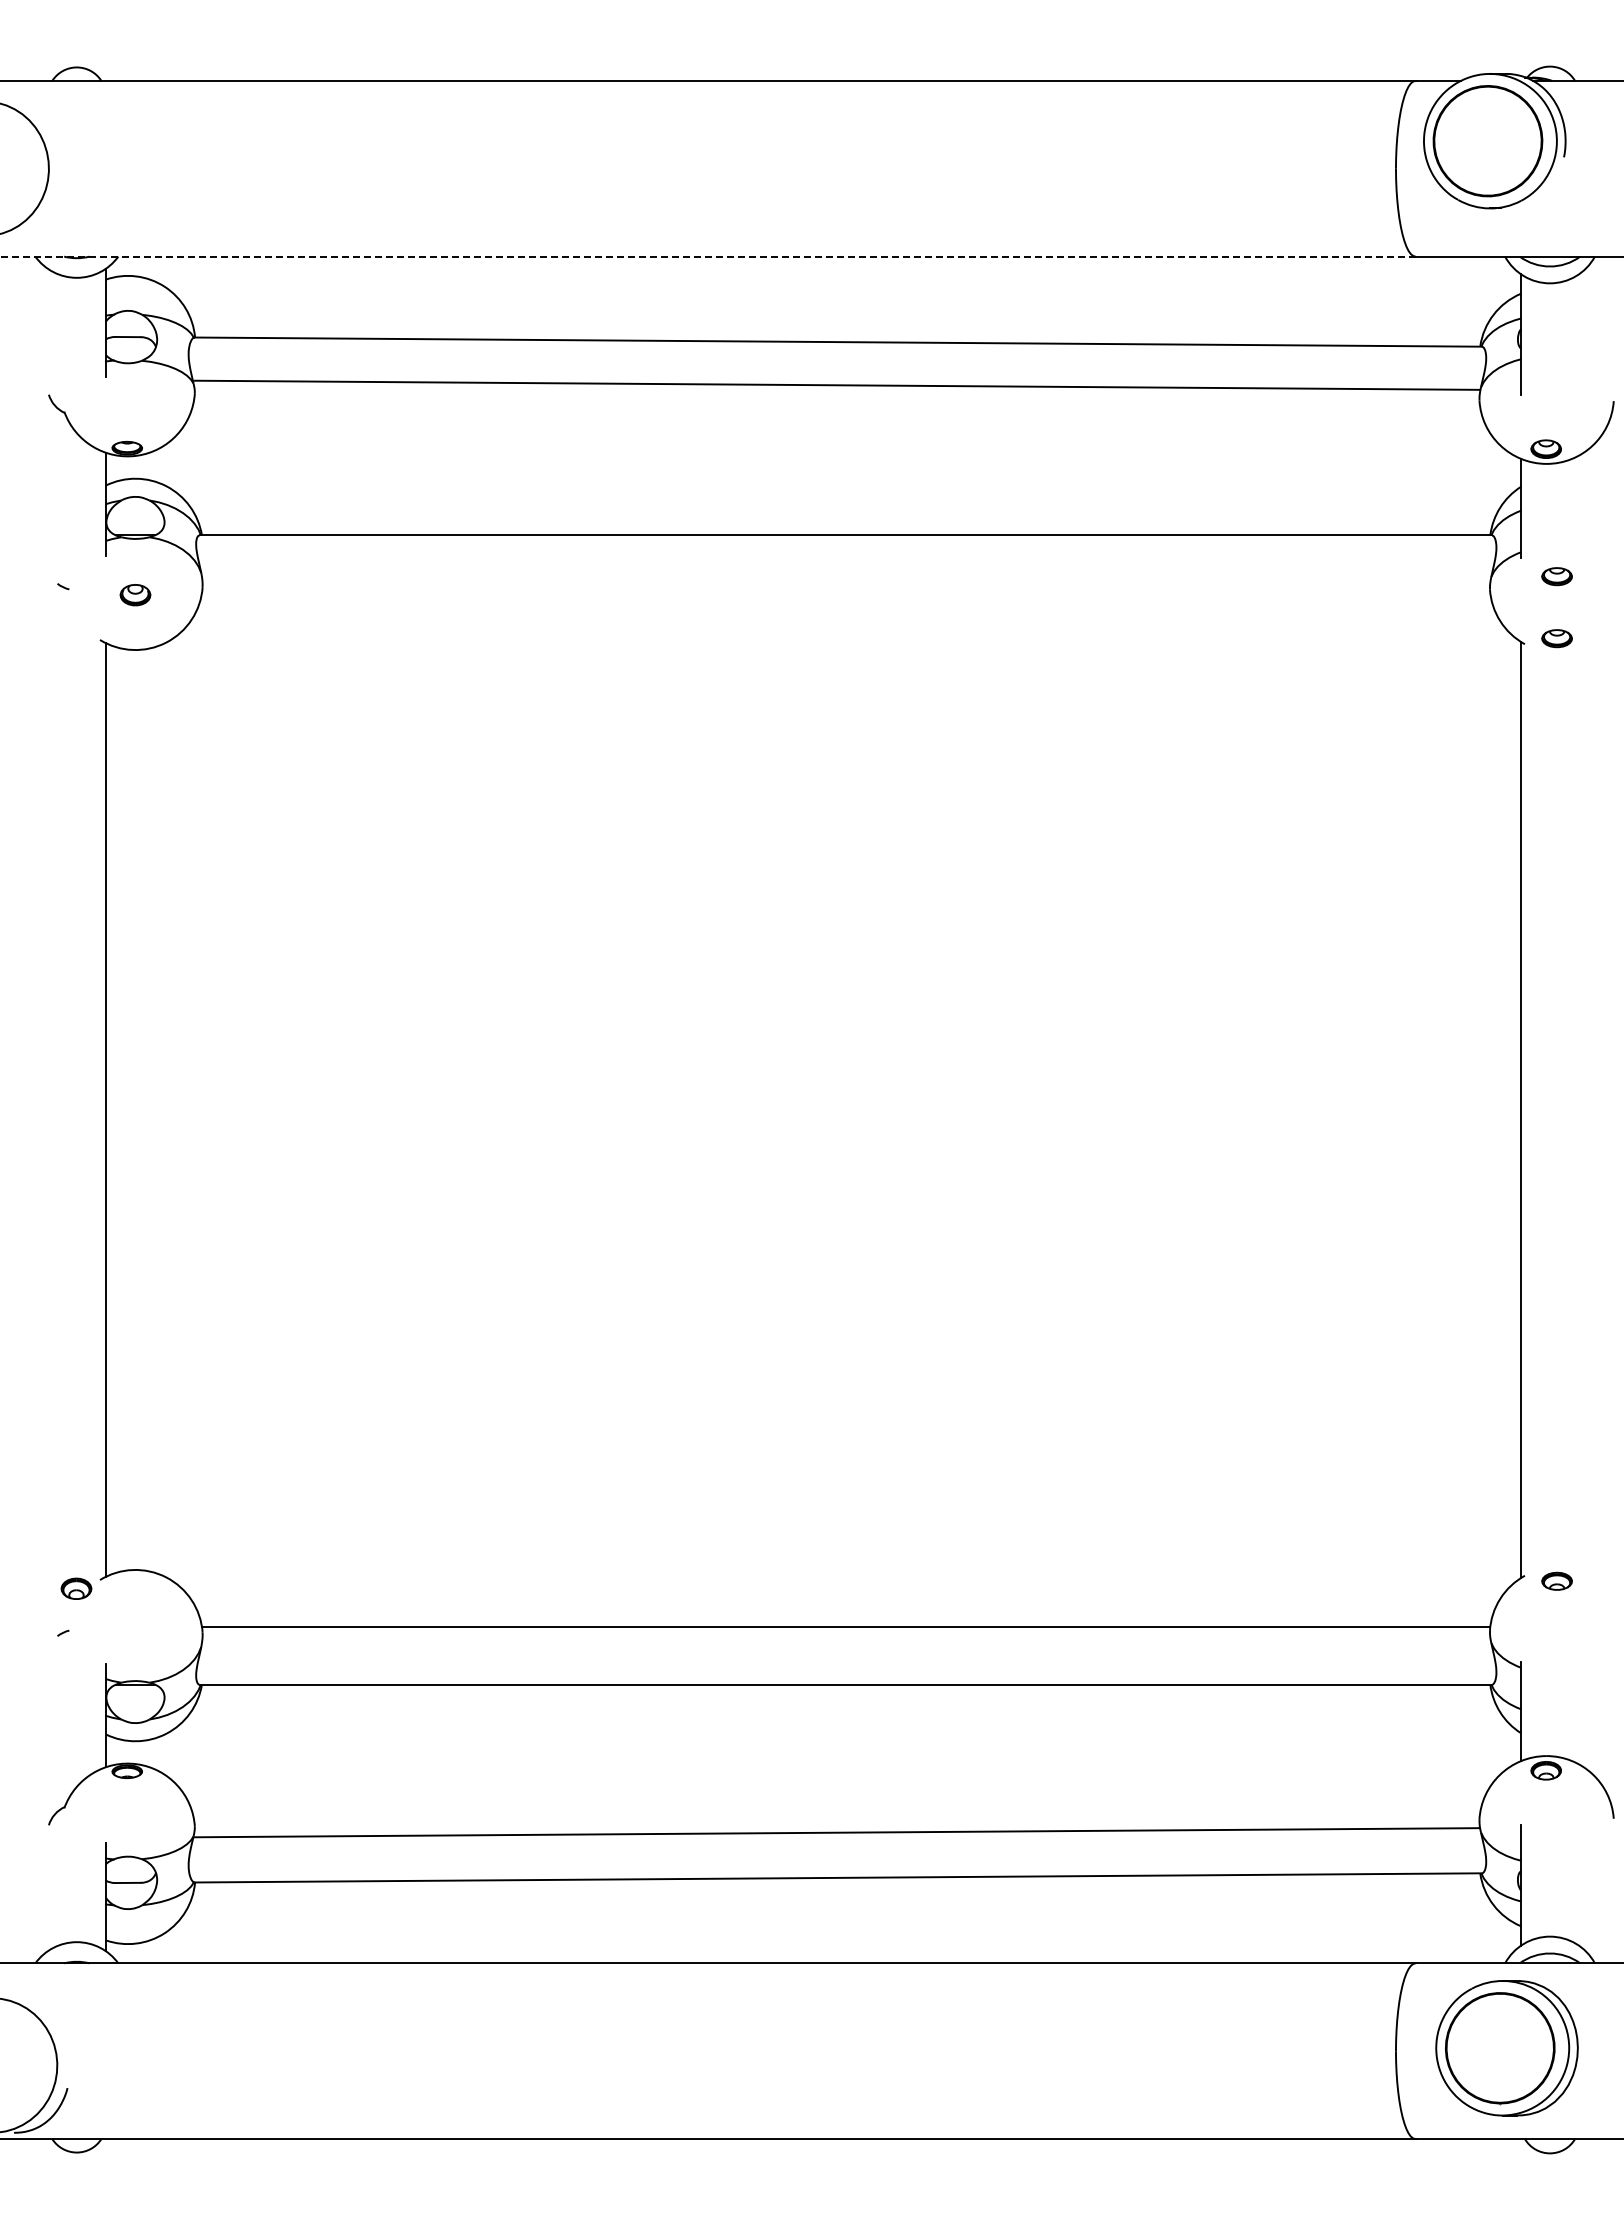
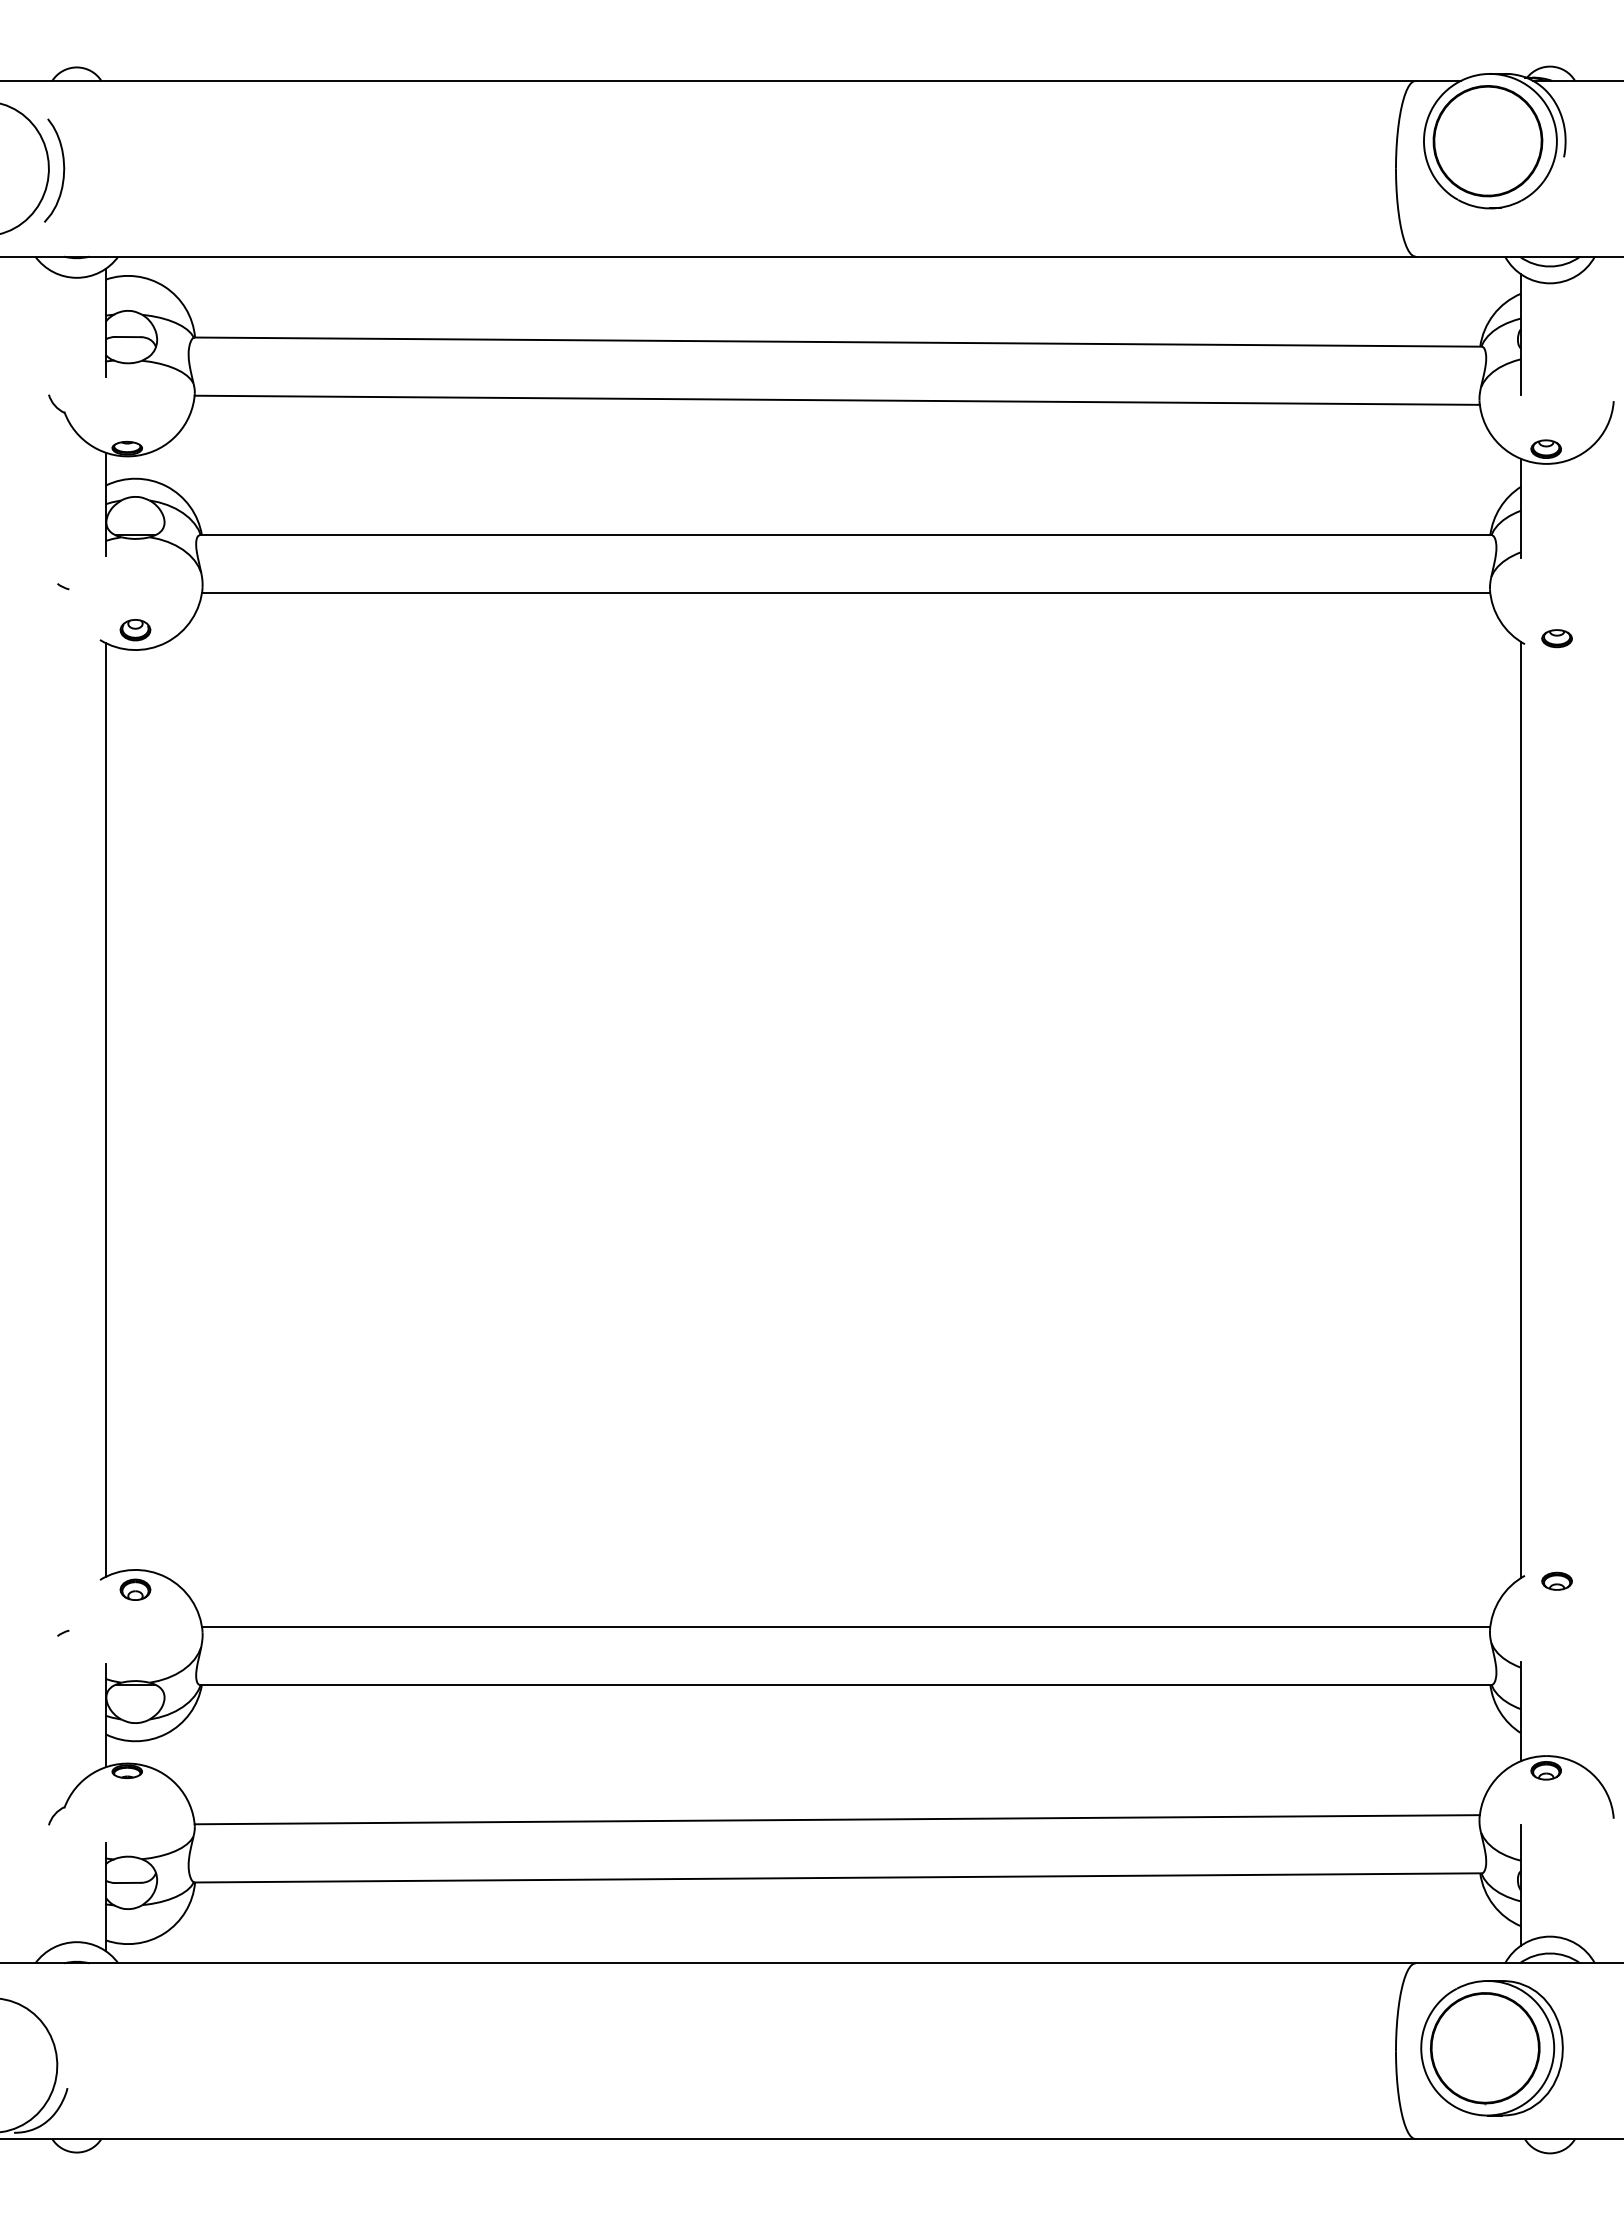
curve: none -> present (63, 170)
line: dashed -> solid (708, 256)
line position: (836, 384) -> (836, 399) (836, 399)
part: present -> none (1556, 576)
line: none -> present (845, 593)
part position: (135, 595) -> (135, 630) (135, 630)
part position: (76, 1588) -> (135, 1589) (135, 1589)
line position: (836, 1832) -> (836, 1819) (836, 1819)
part position: (1506, 2048) -> (1491, 2048) (1491, 2048)
